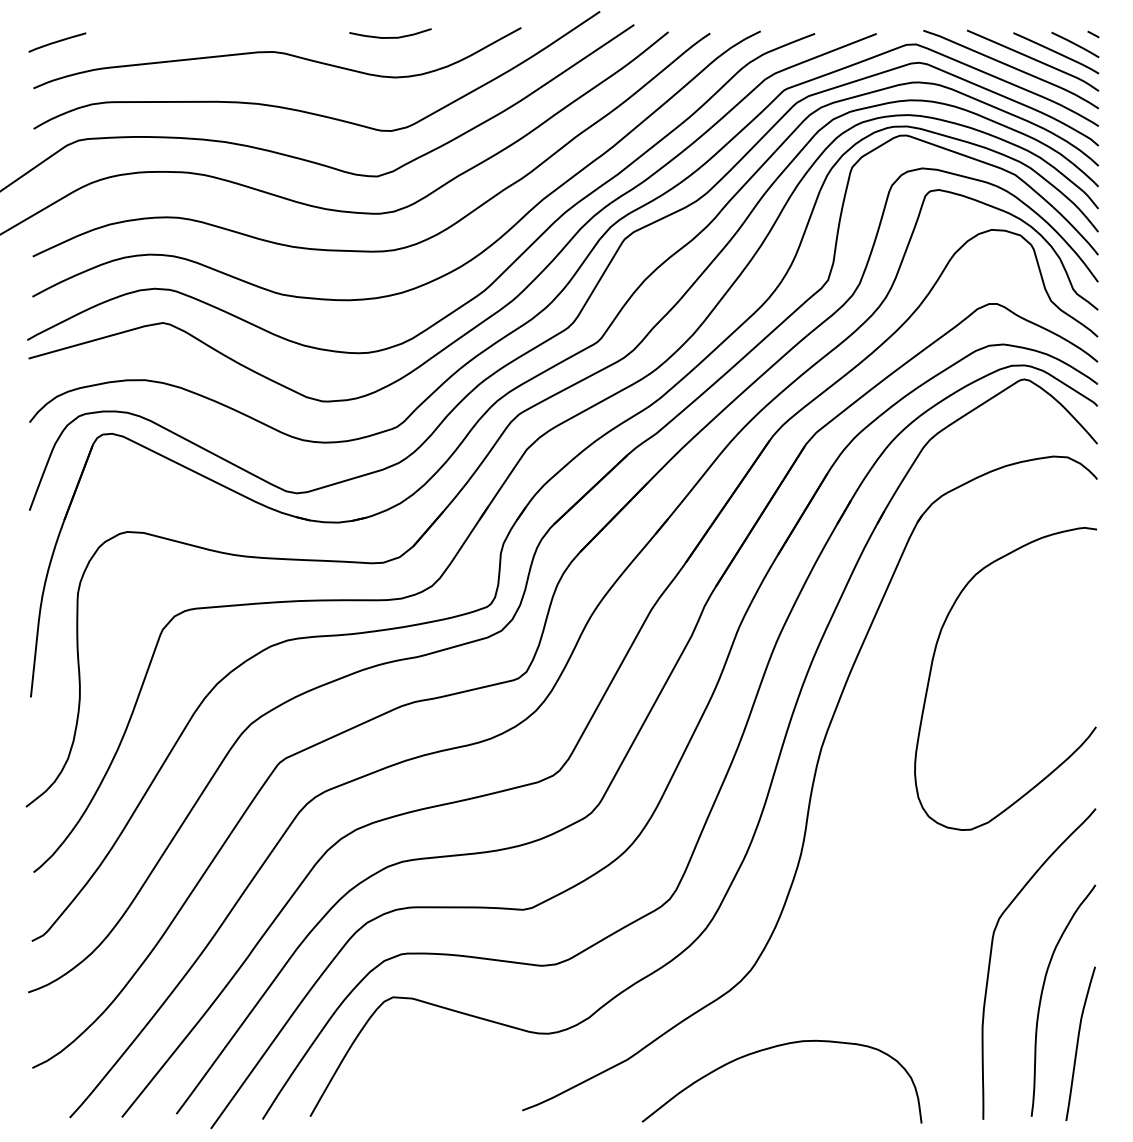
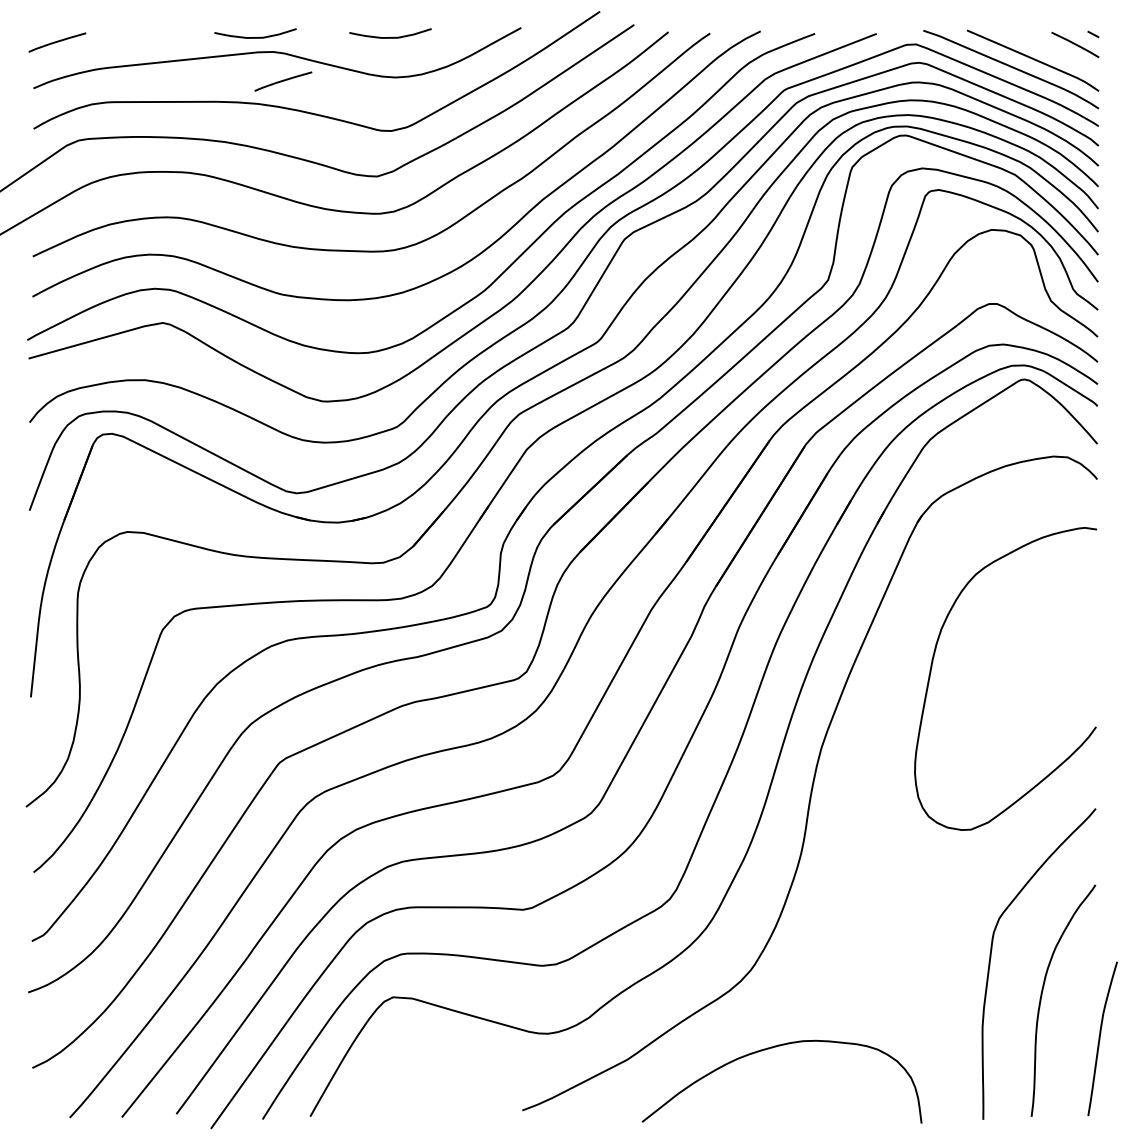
curve: none -> present (255, 37)
curve: present -> none (1056, 53)
line: none -> present (283, 81)
curve position: (1078, 1043) -> (1100, 1038) (1100, 1038)
